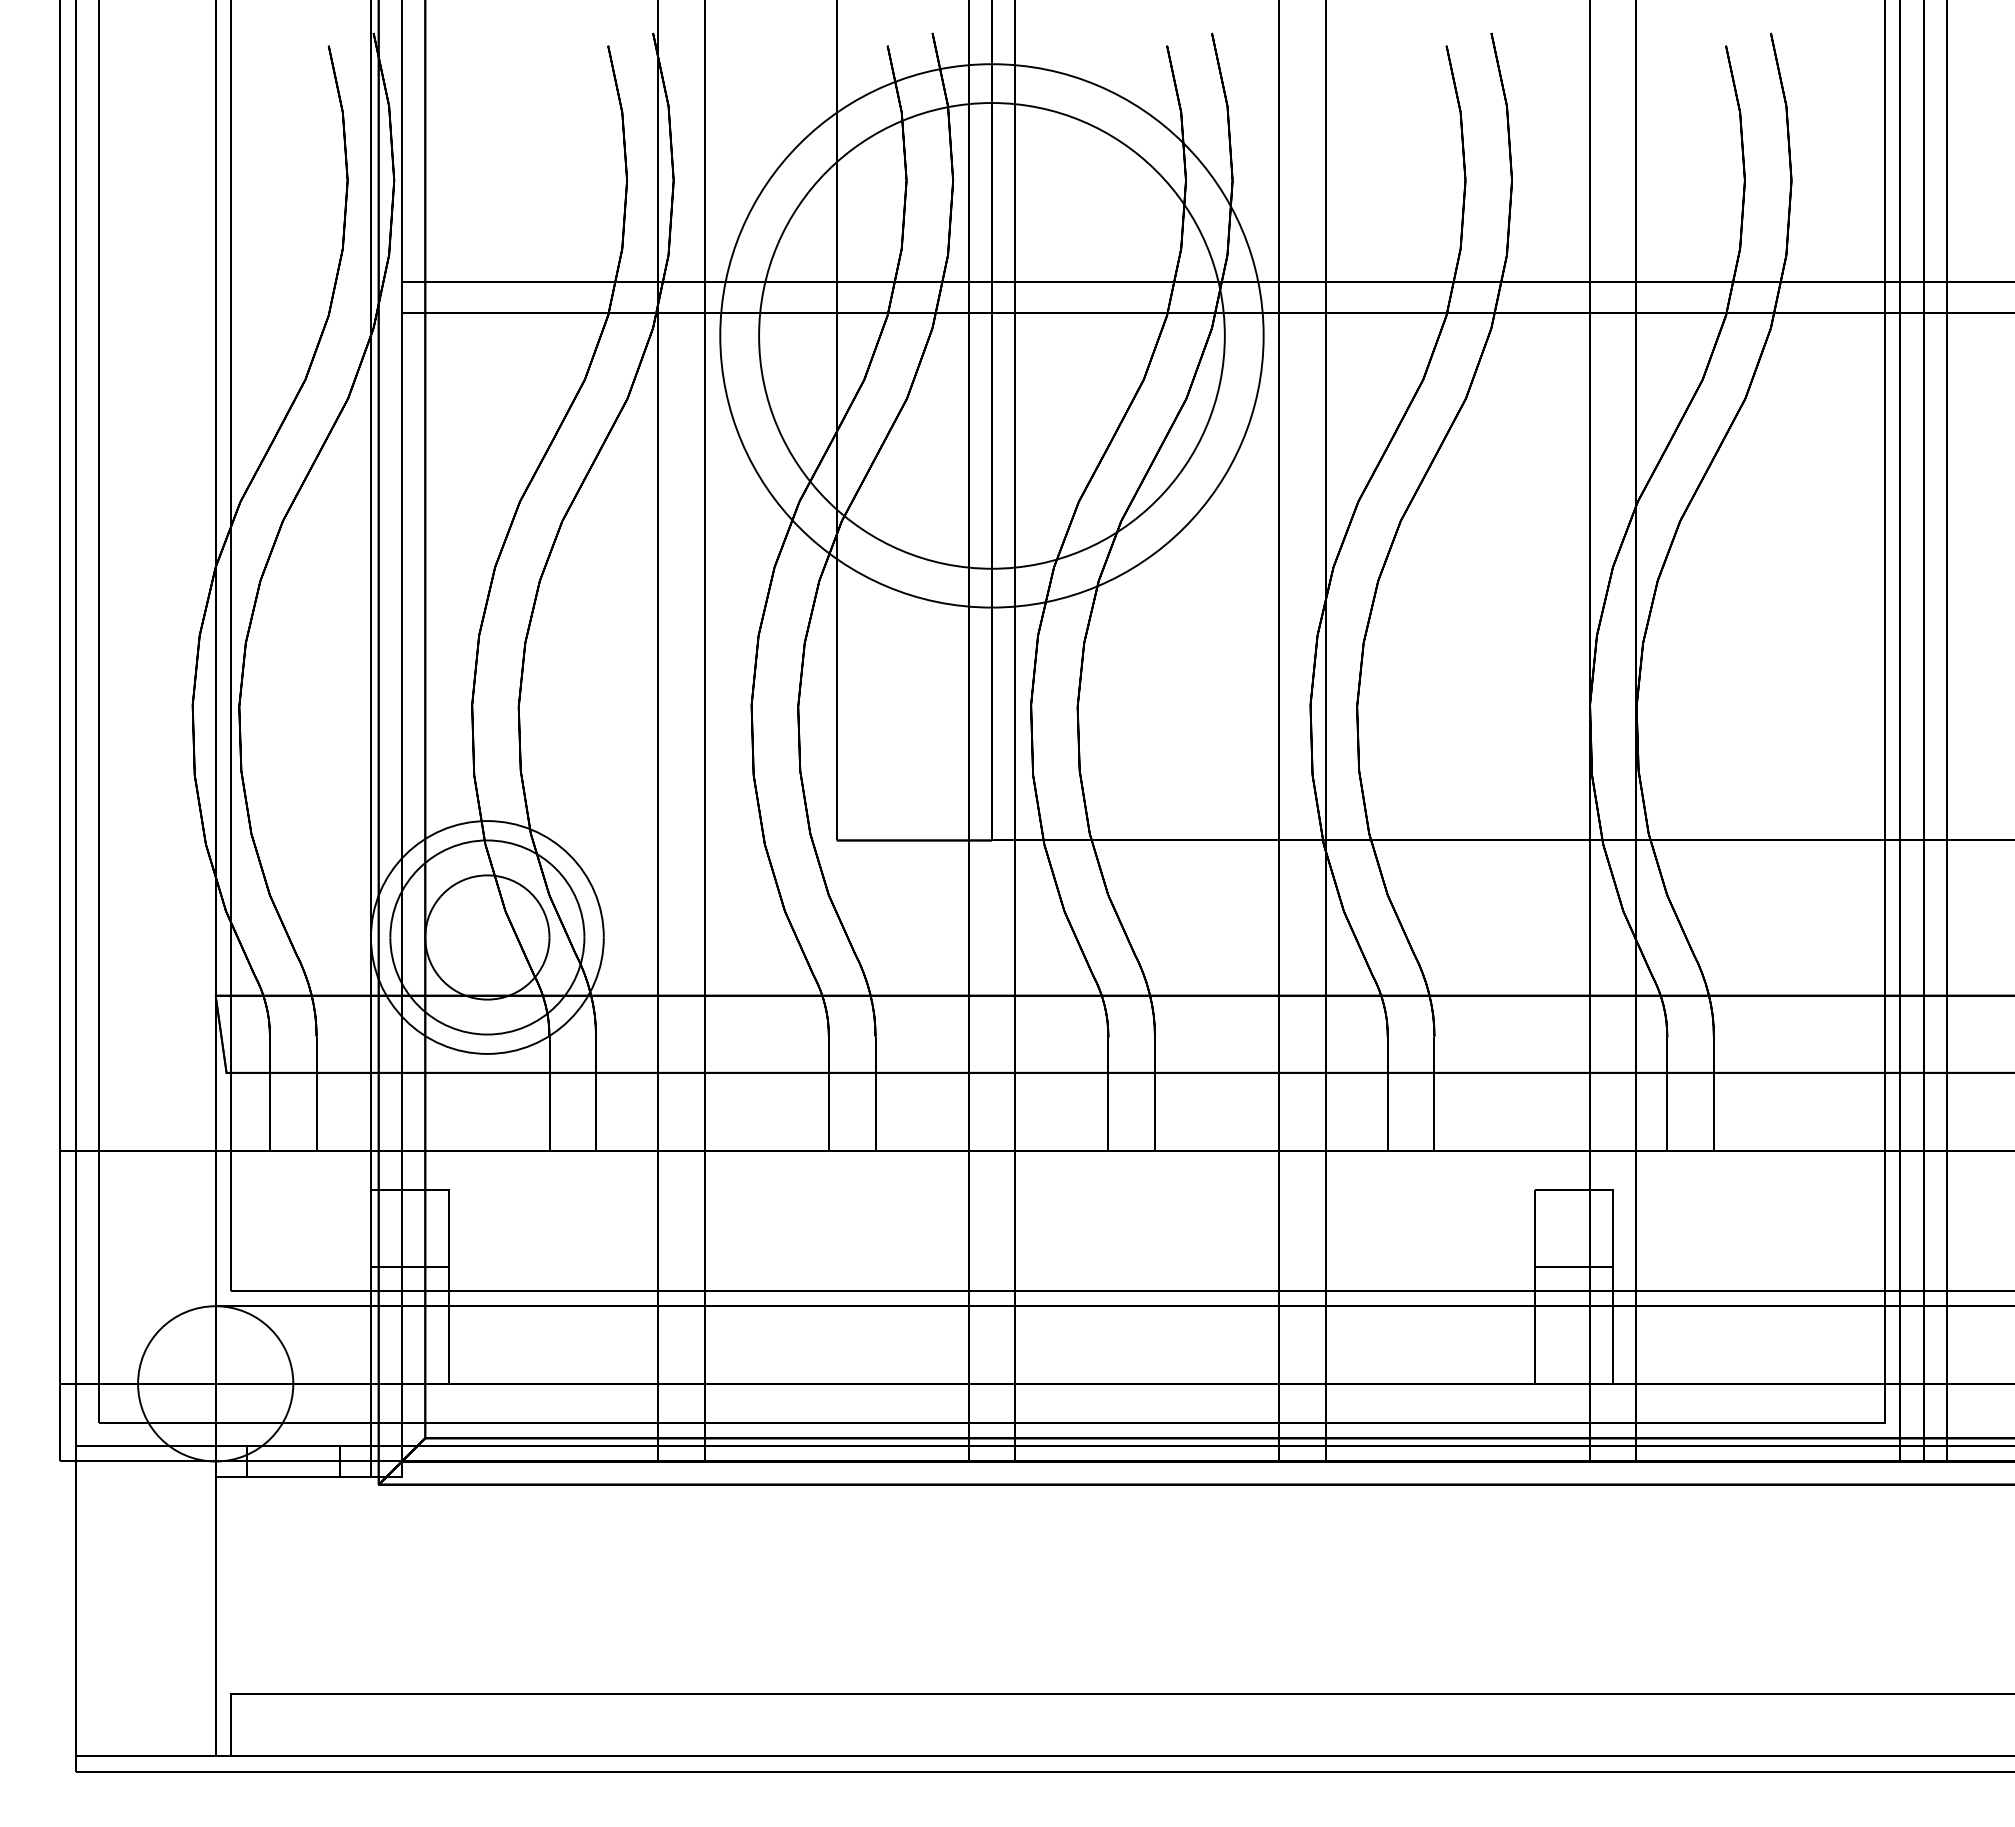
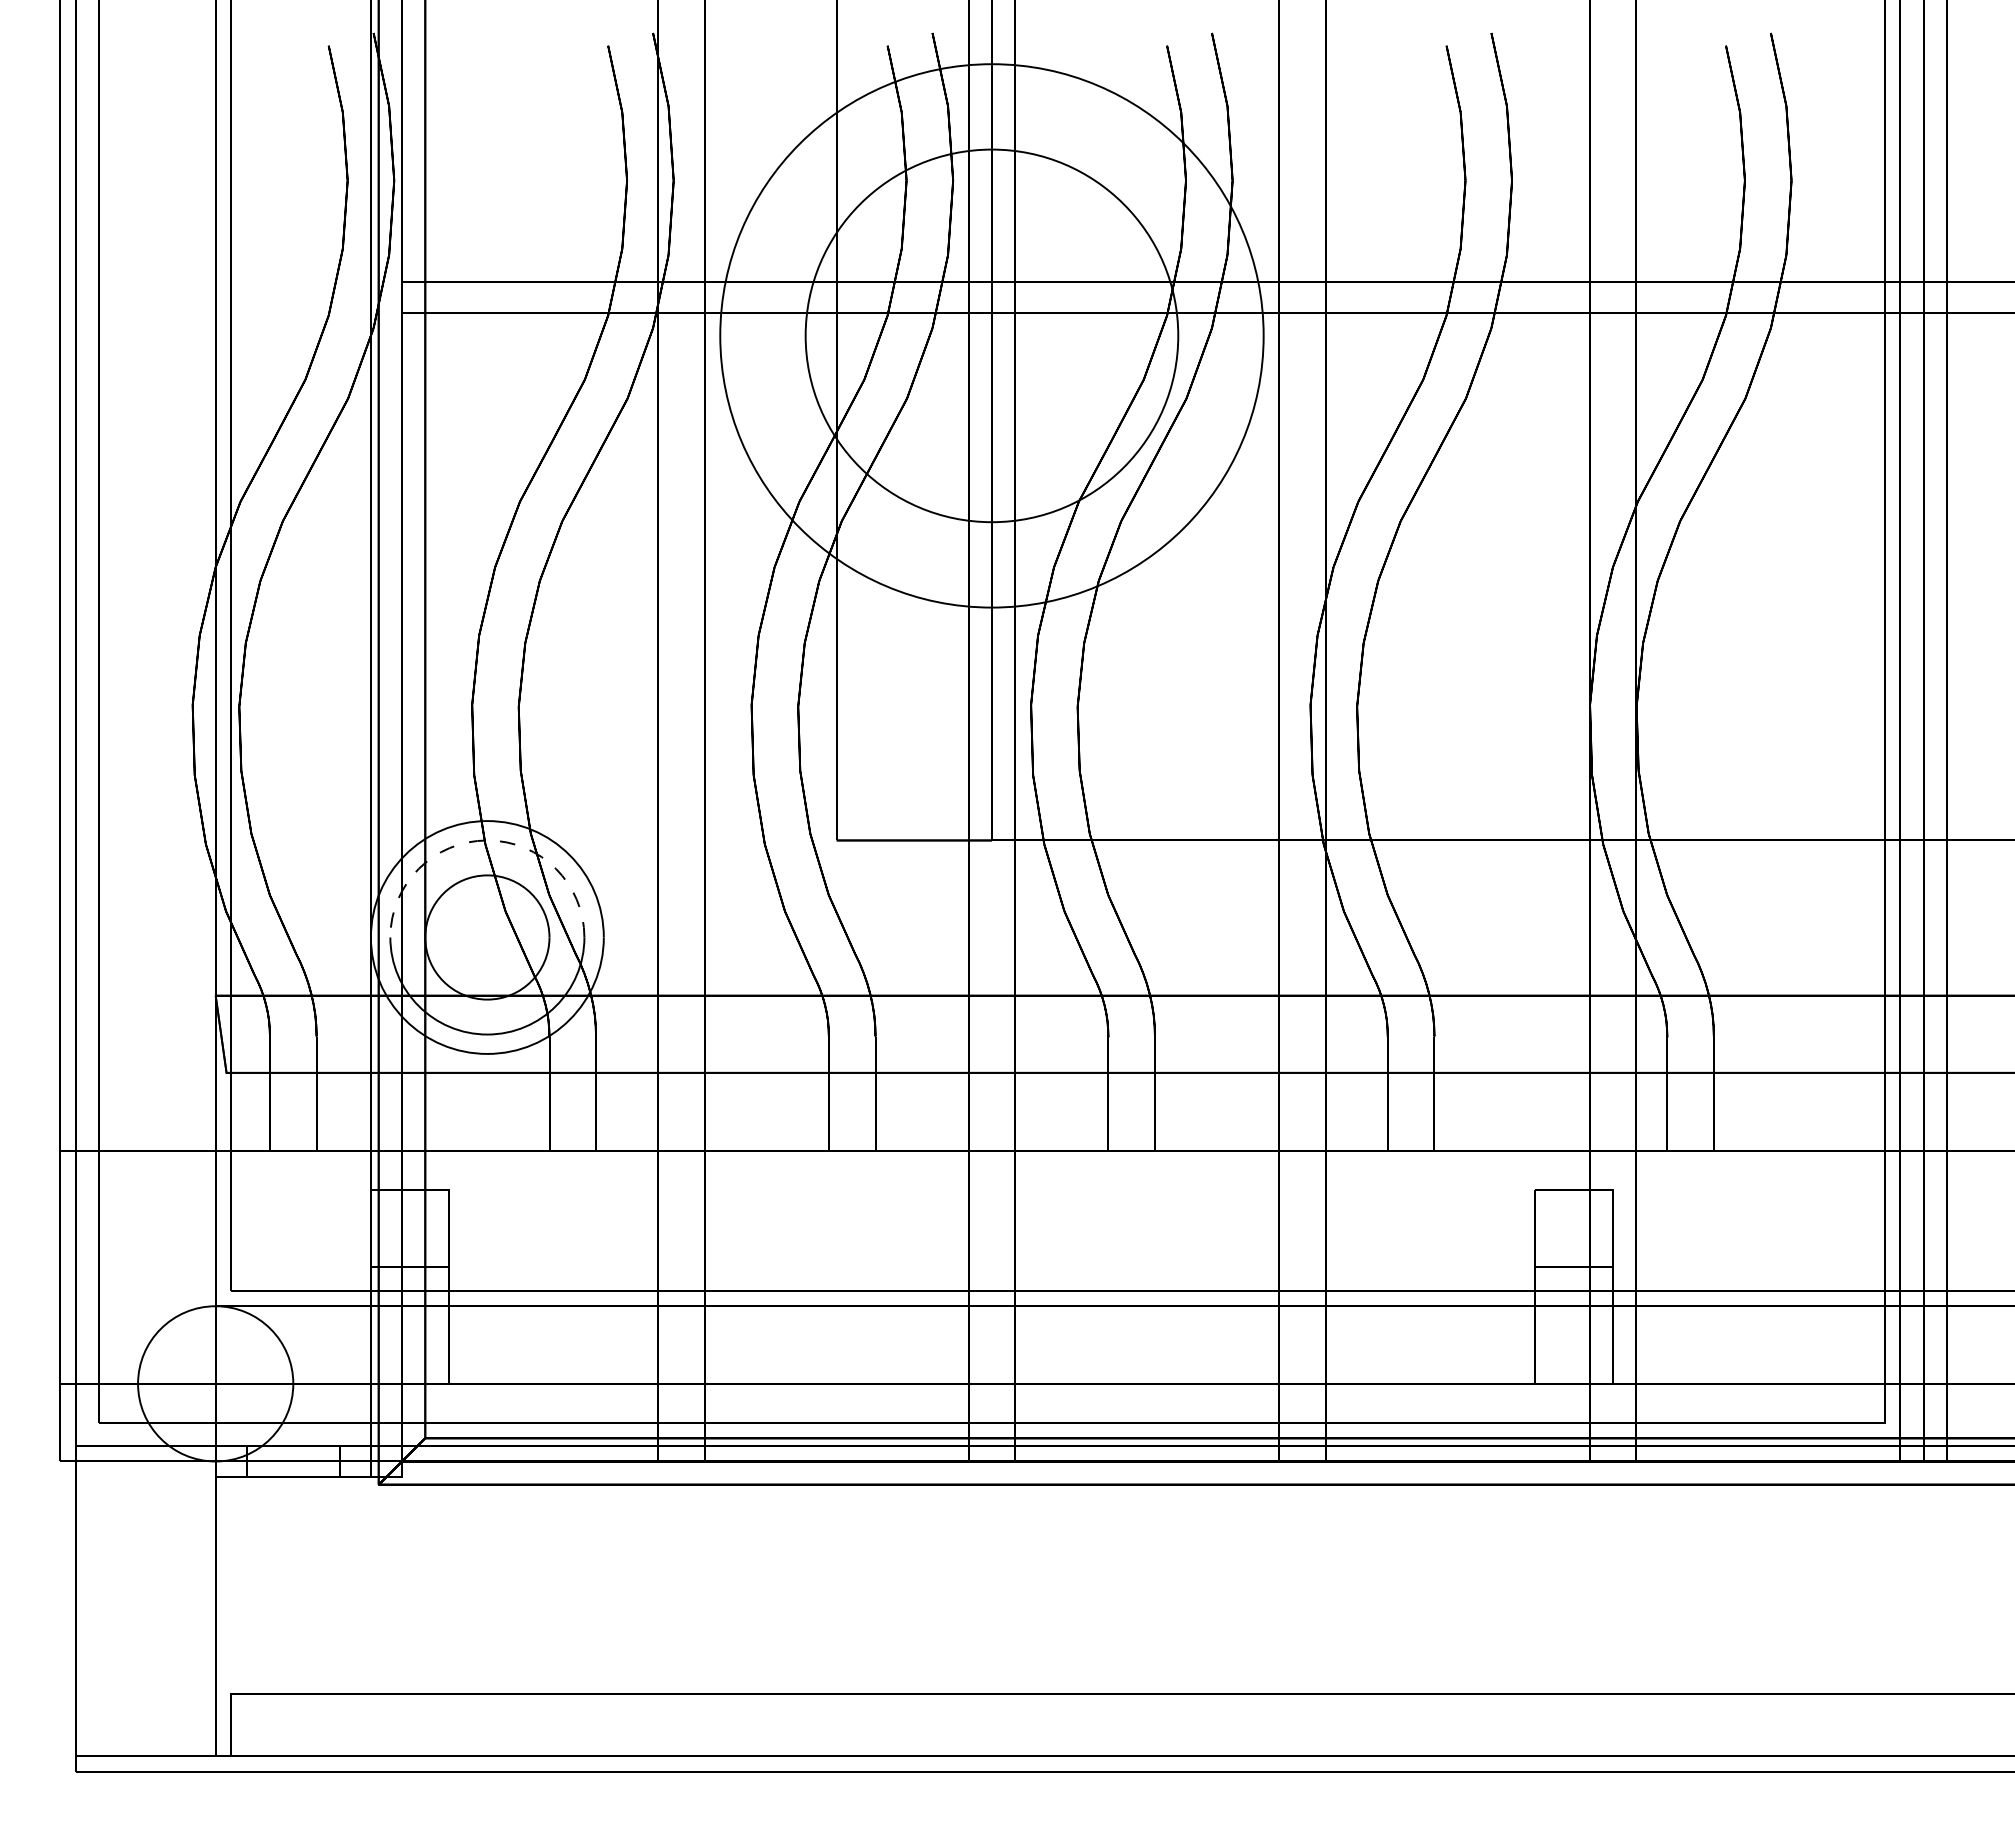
circle diameter: 466 px -> 373 px (991, 335)
arc: solid -> dashed (487, 840)
